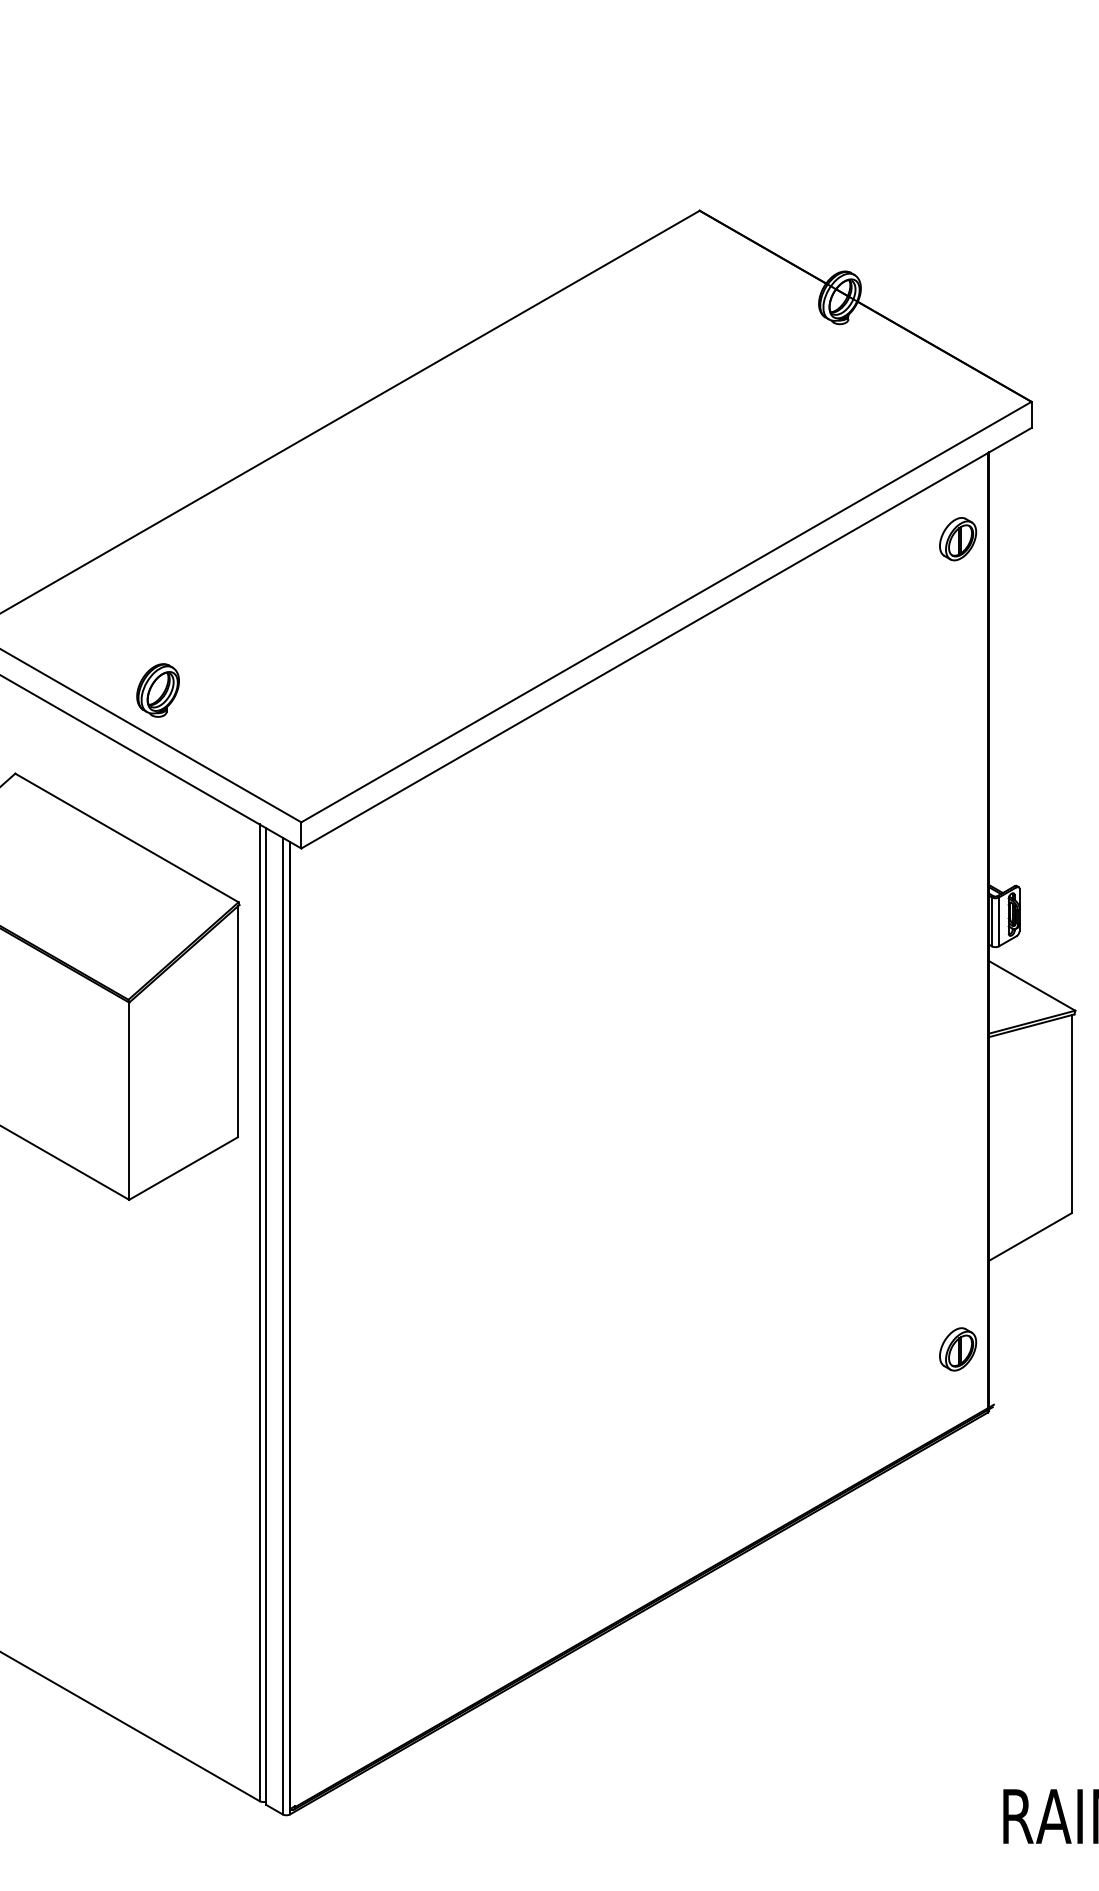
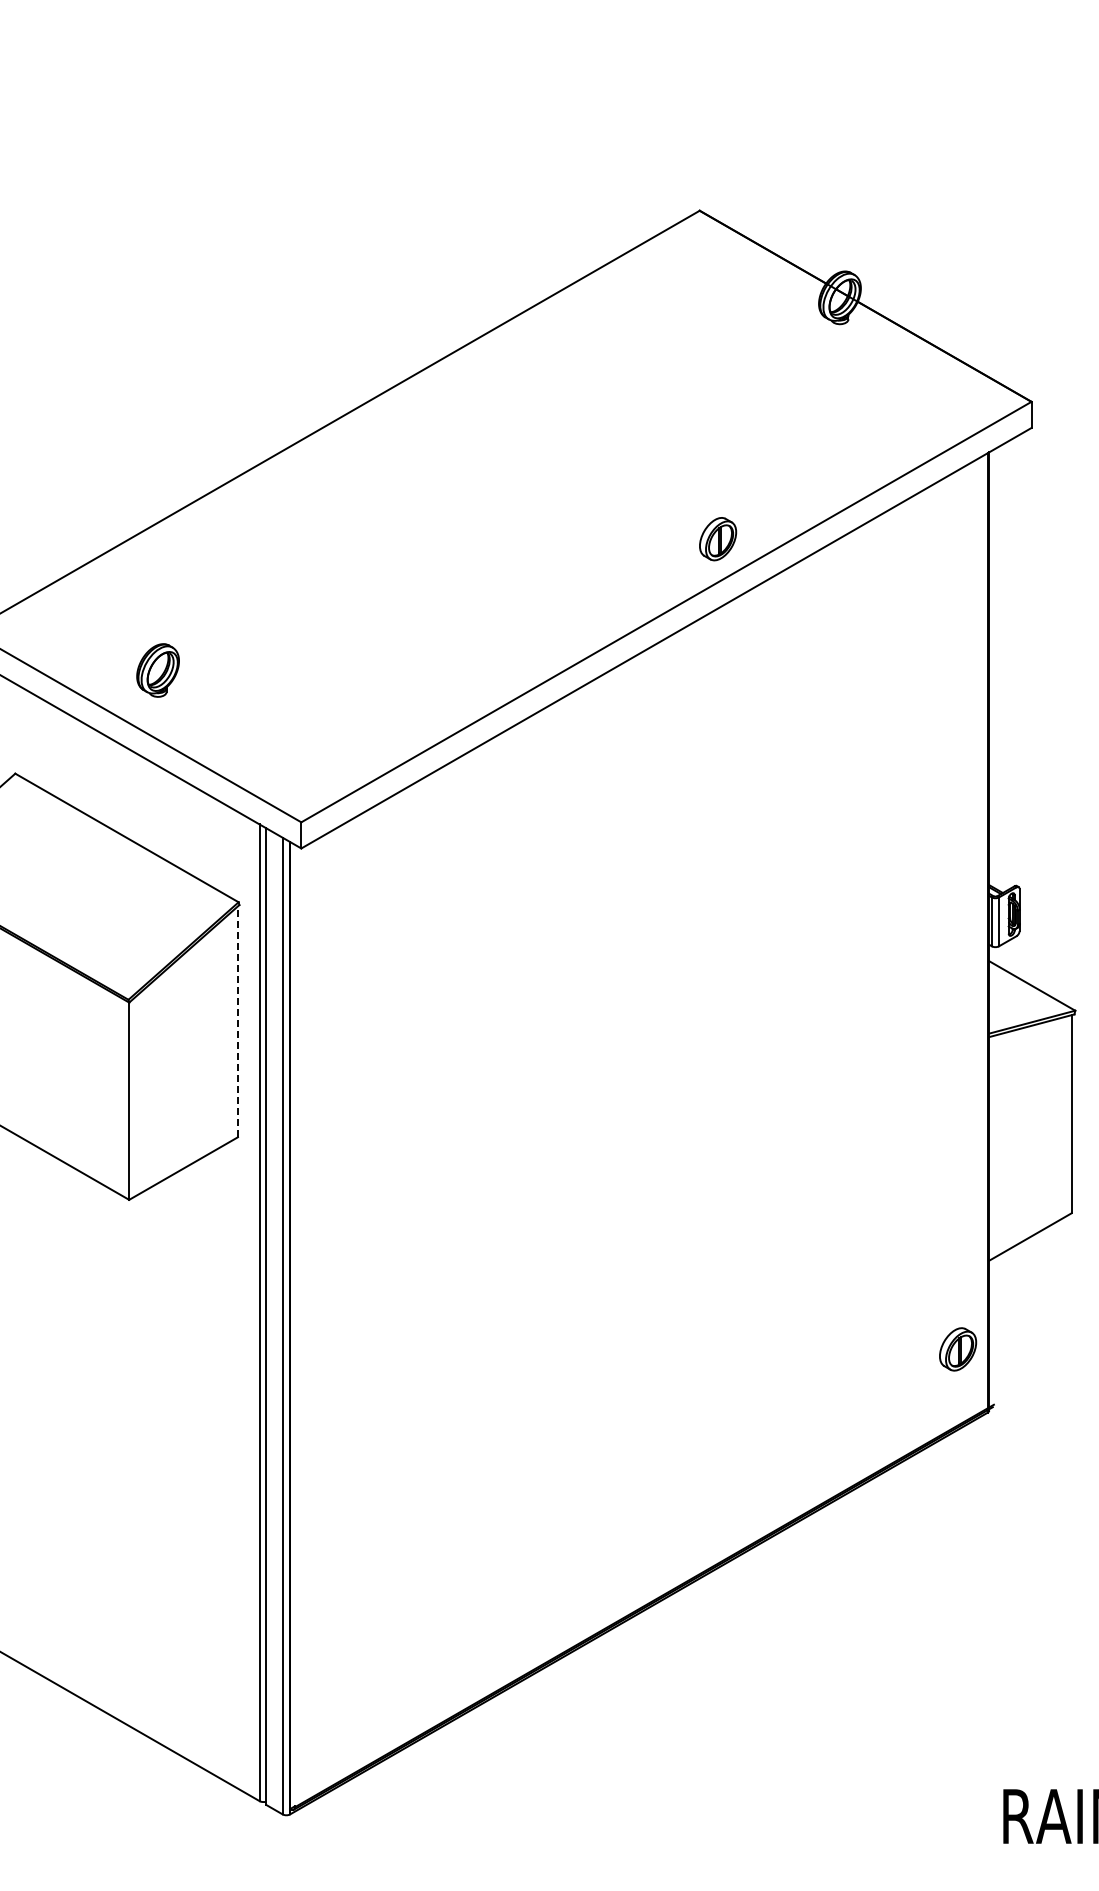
part position: (958, 539) -> (718, 539) (718, 539)
part position: (157, 690) -> (157, 670) (157, 670)
line: solid -> dashed (237, 1021)
